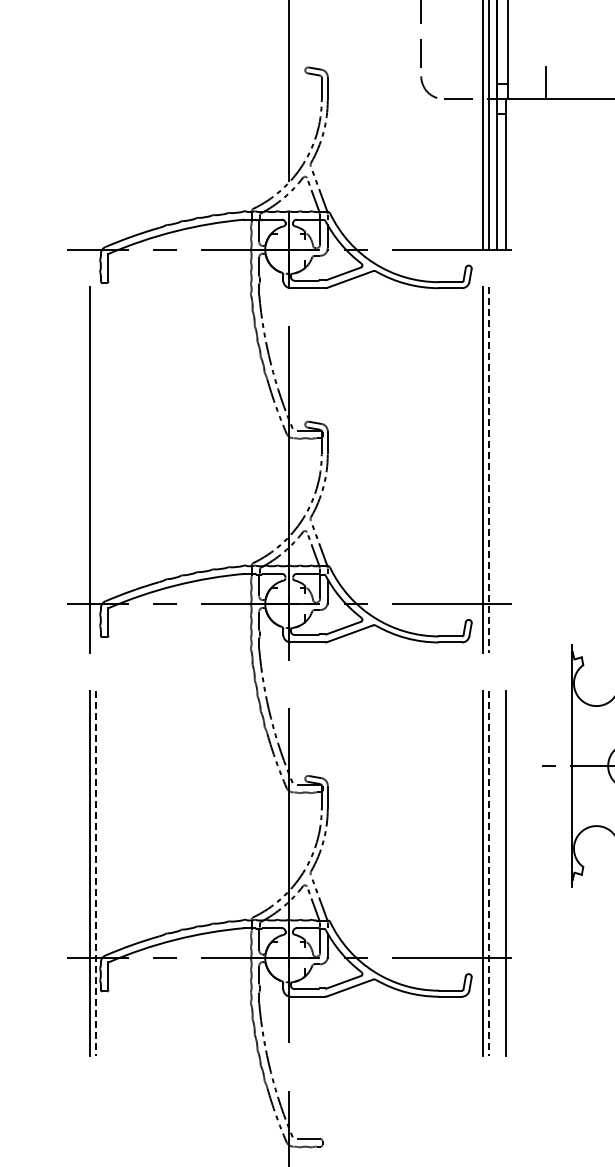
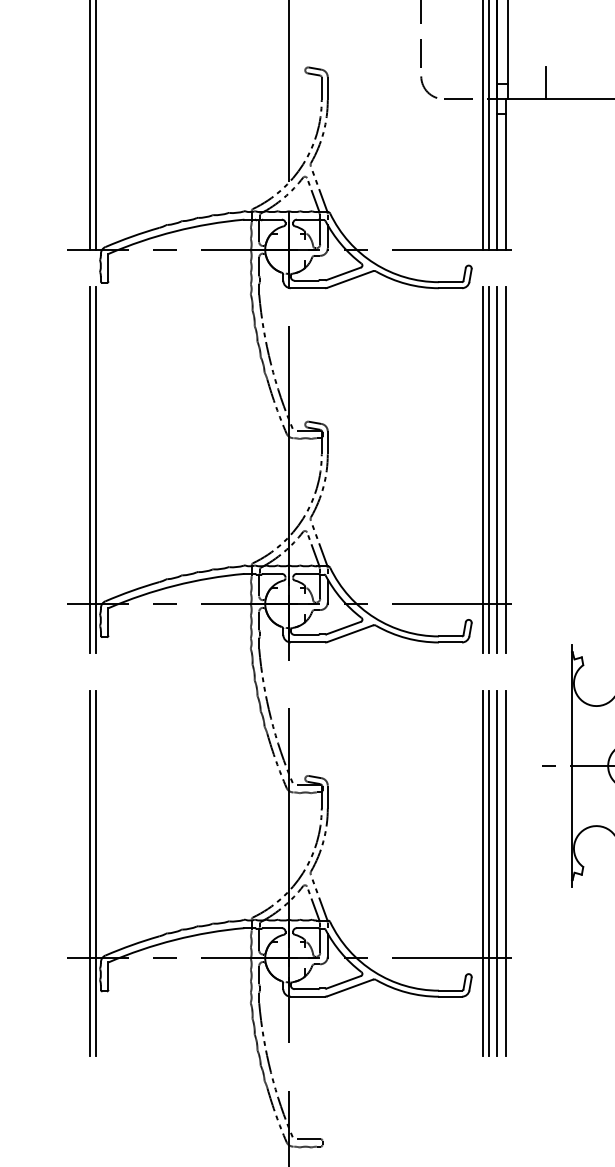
line: none -> present (89, 125)
line: none -> present (95, 125)
line: none -> present (95, 470)
line: dashed -> solid (489, 470)
line: none -> present (496, 470)
line: none -> present (506, 470)
line: dashed -> solid (95, 873)
line: dashed -> solid (489, 873)
line: none -> present (496, 873)
